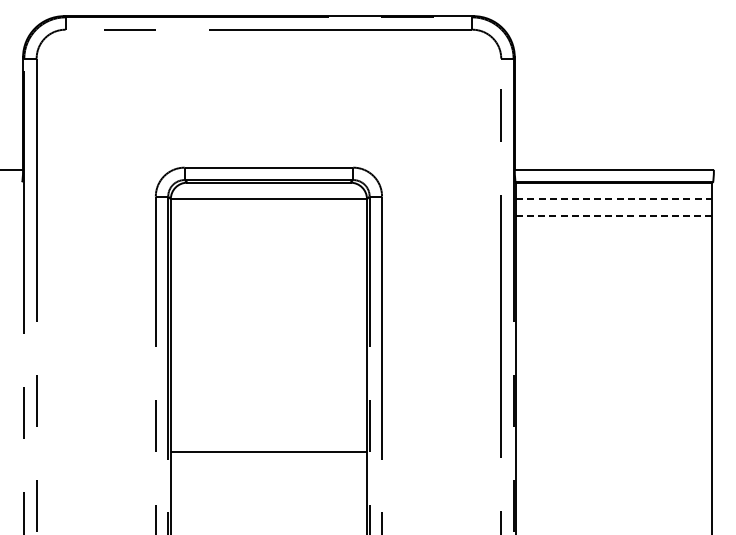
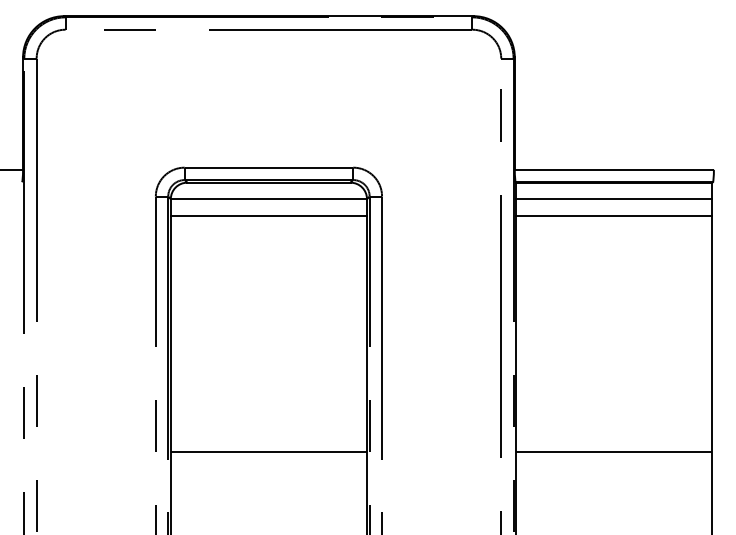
line: dashed -> solid (614, 199)
line: none -> present (268, 215)
line: dashed -> solid (613, 215)
line: none -> present (614, 451)
